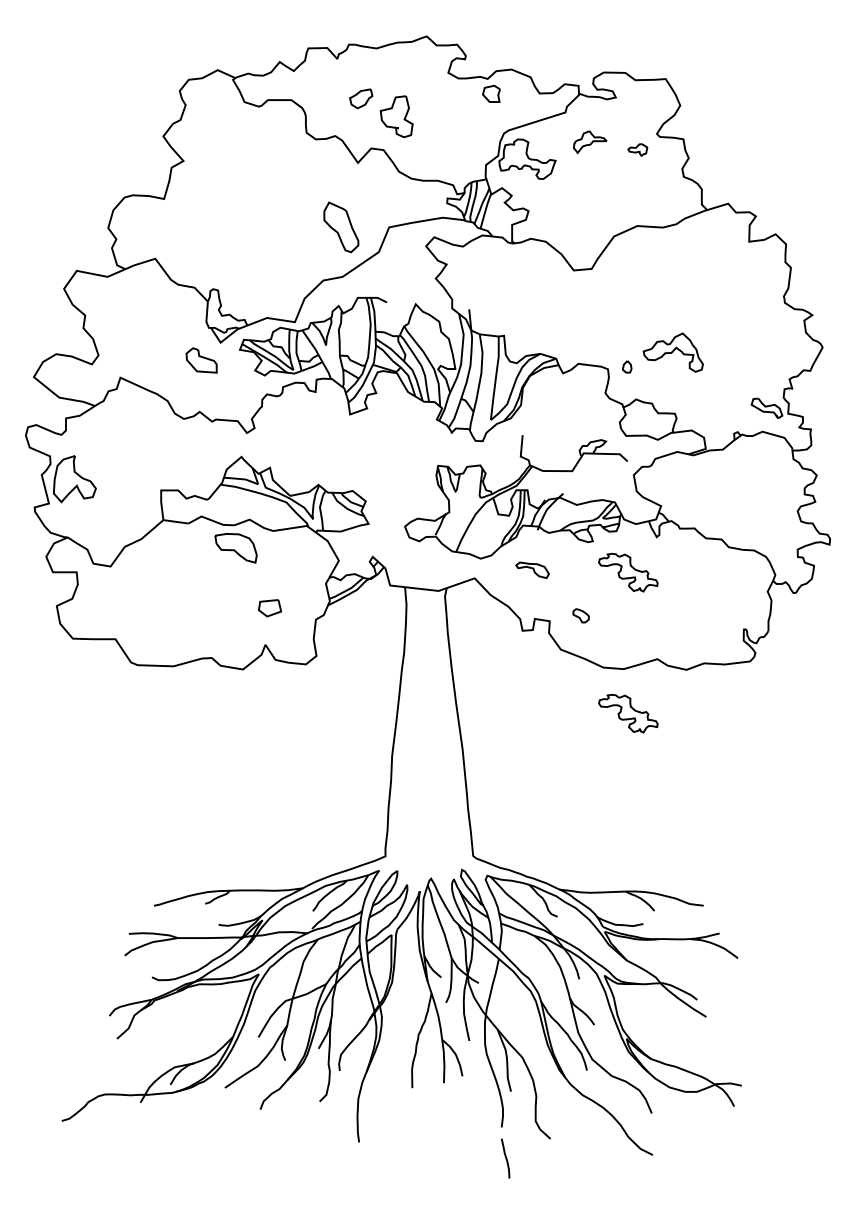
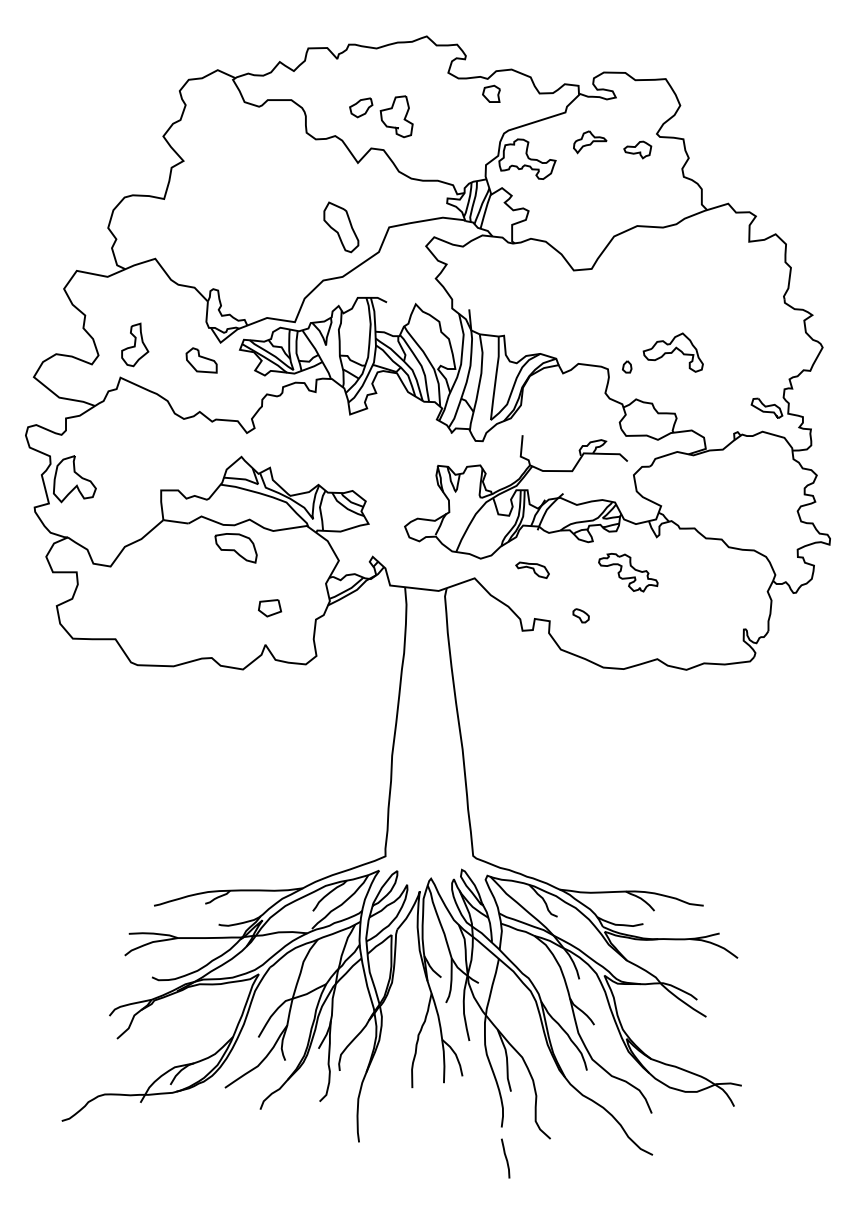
part position: (361, 98) -> (361, 107) (361, 107)
part size: 22x14 px -> 30x20 px (637, 149)
part: none -> present (135, 344)
part: present -> none (628, 713)
